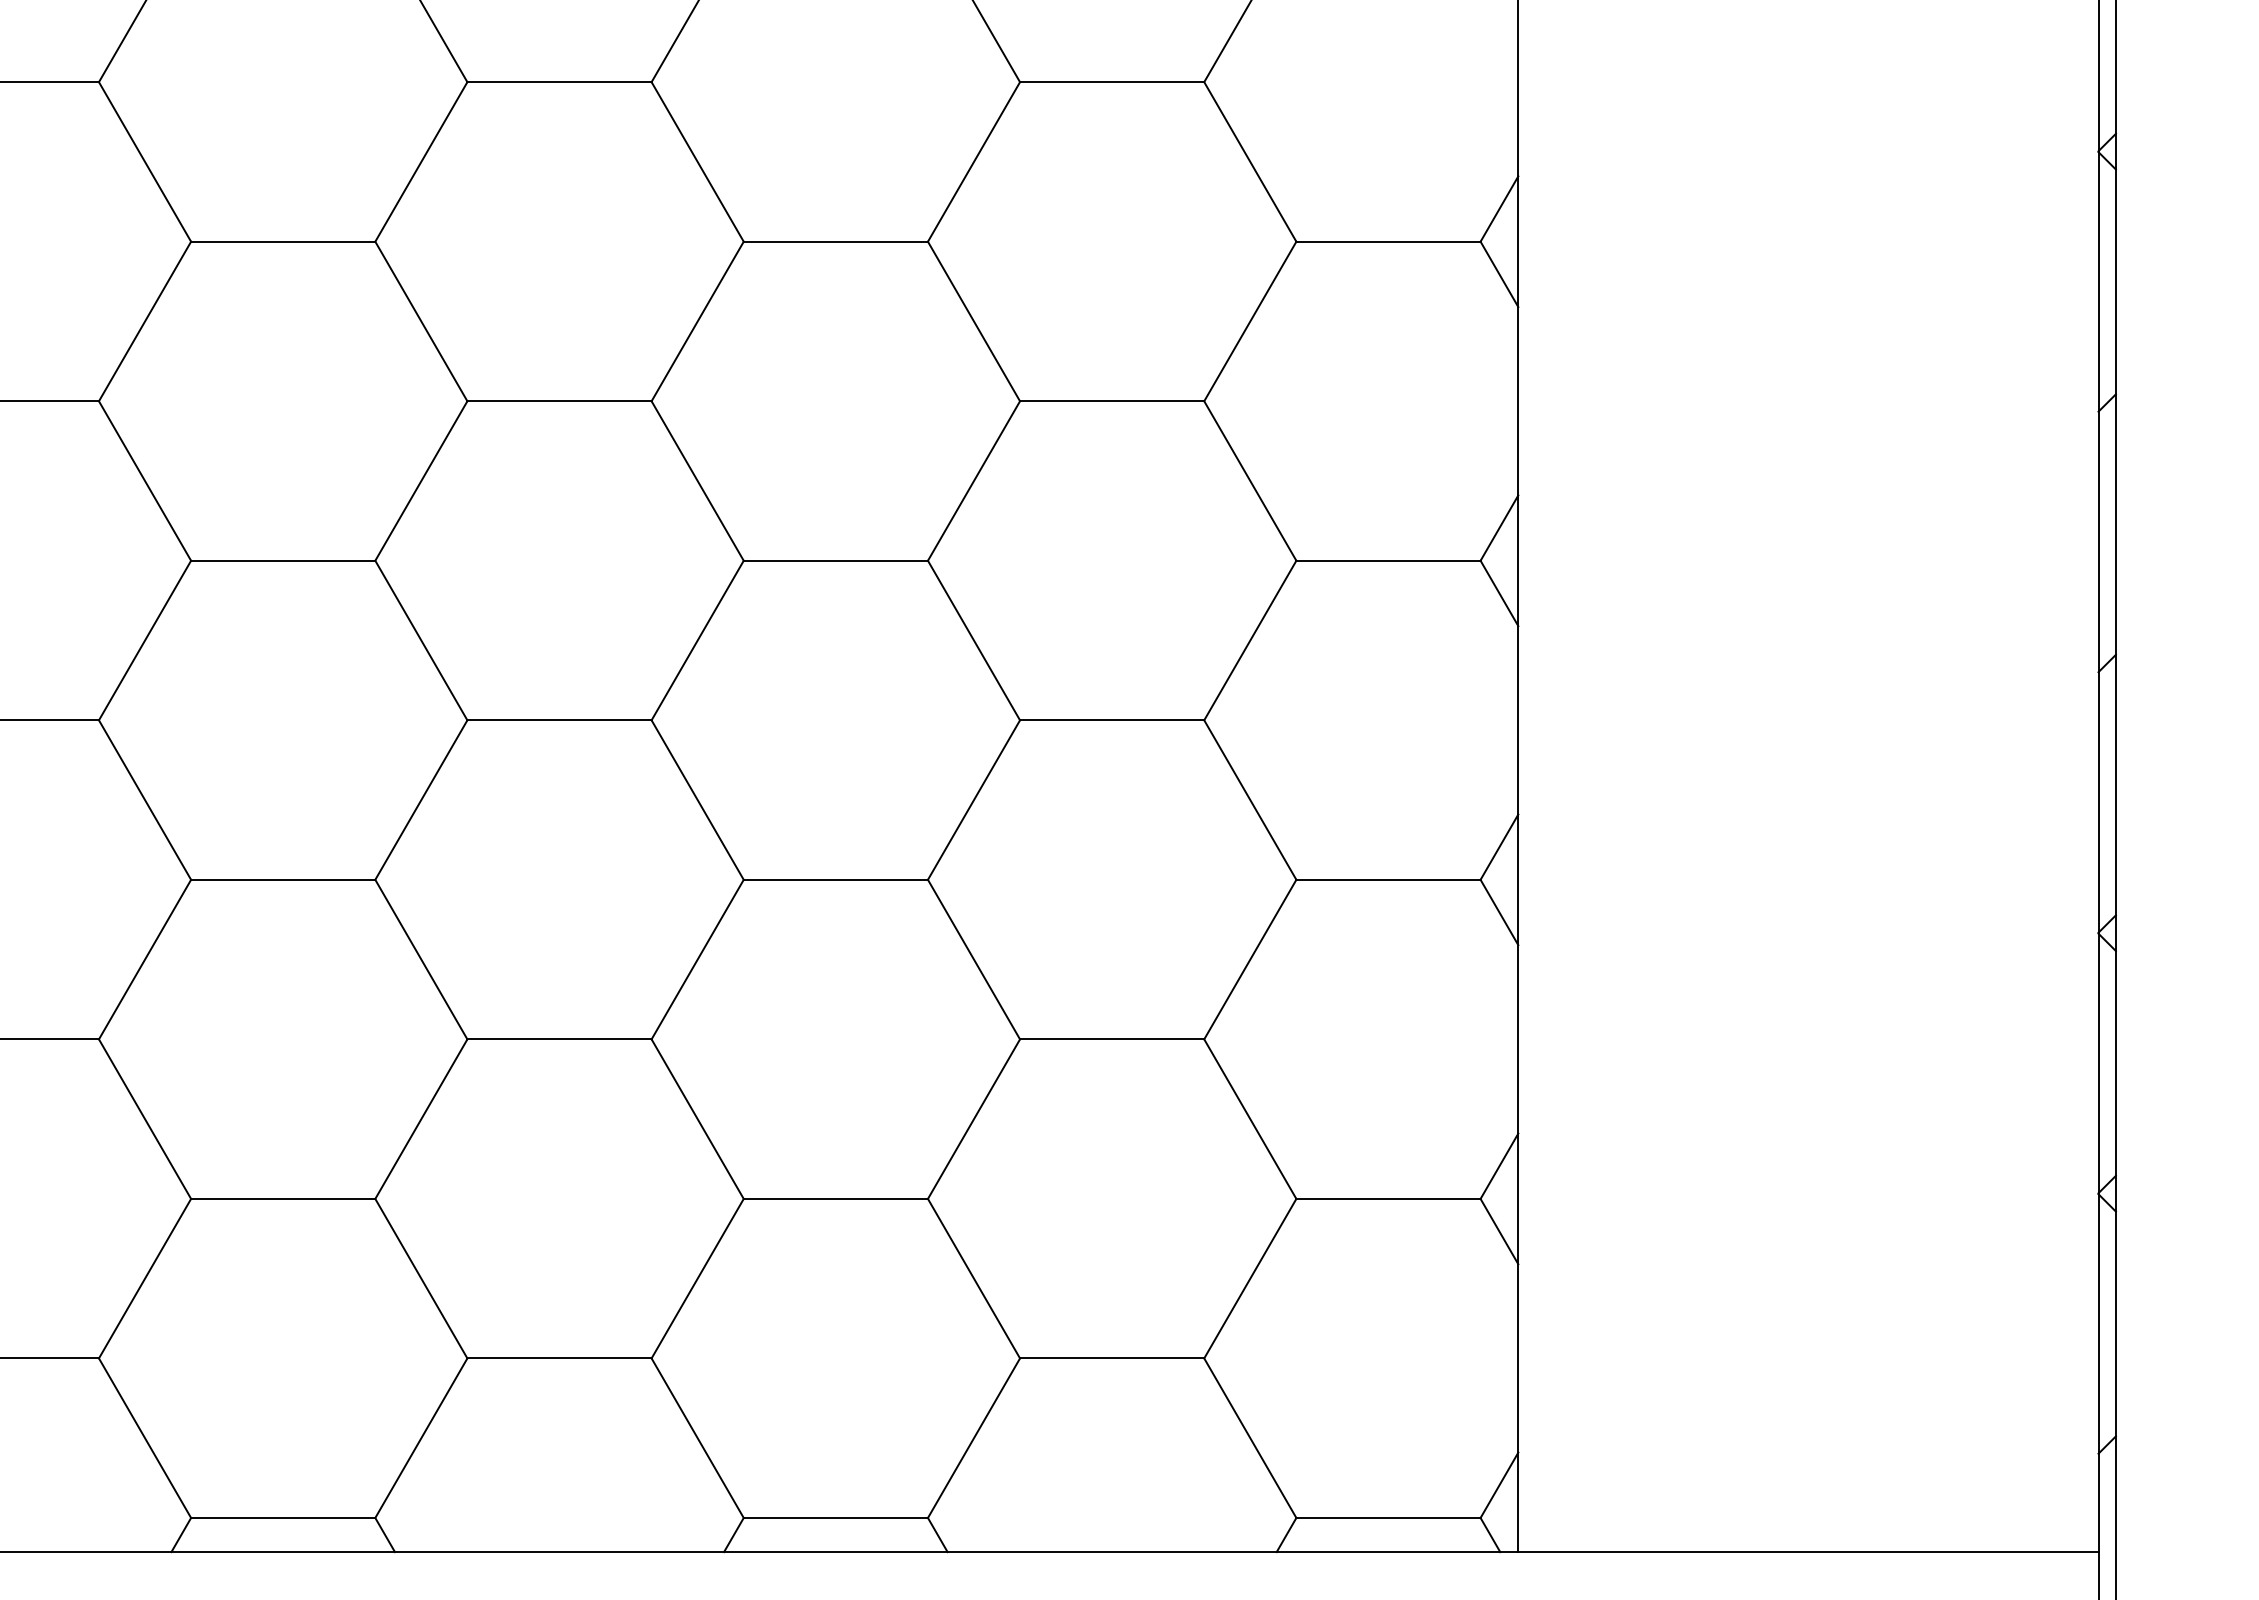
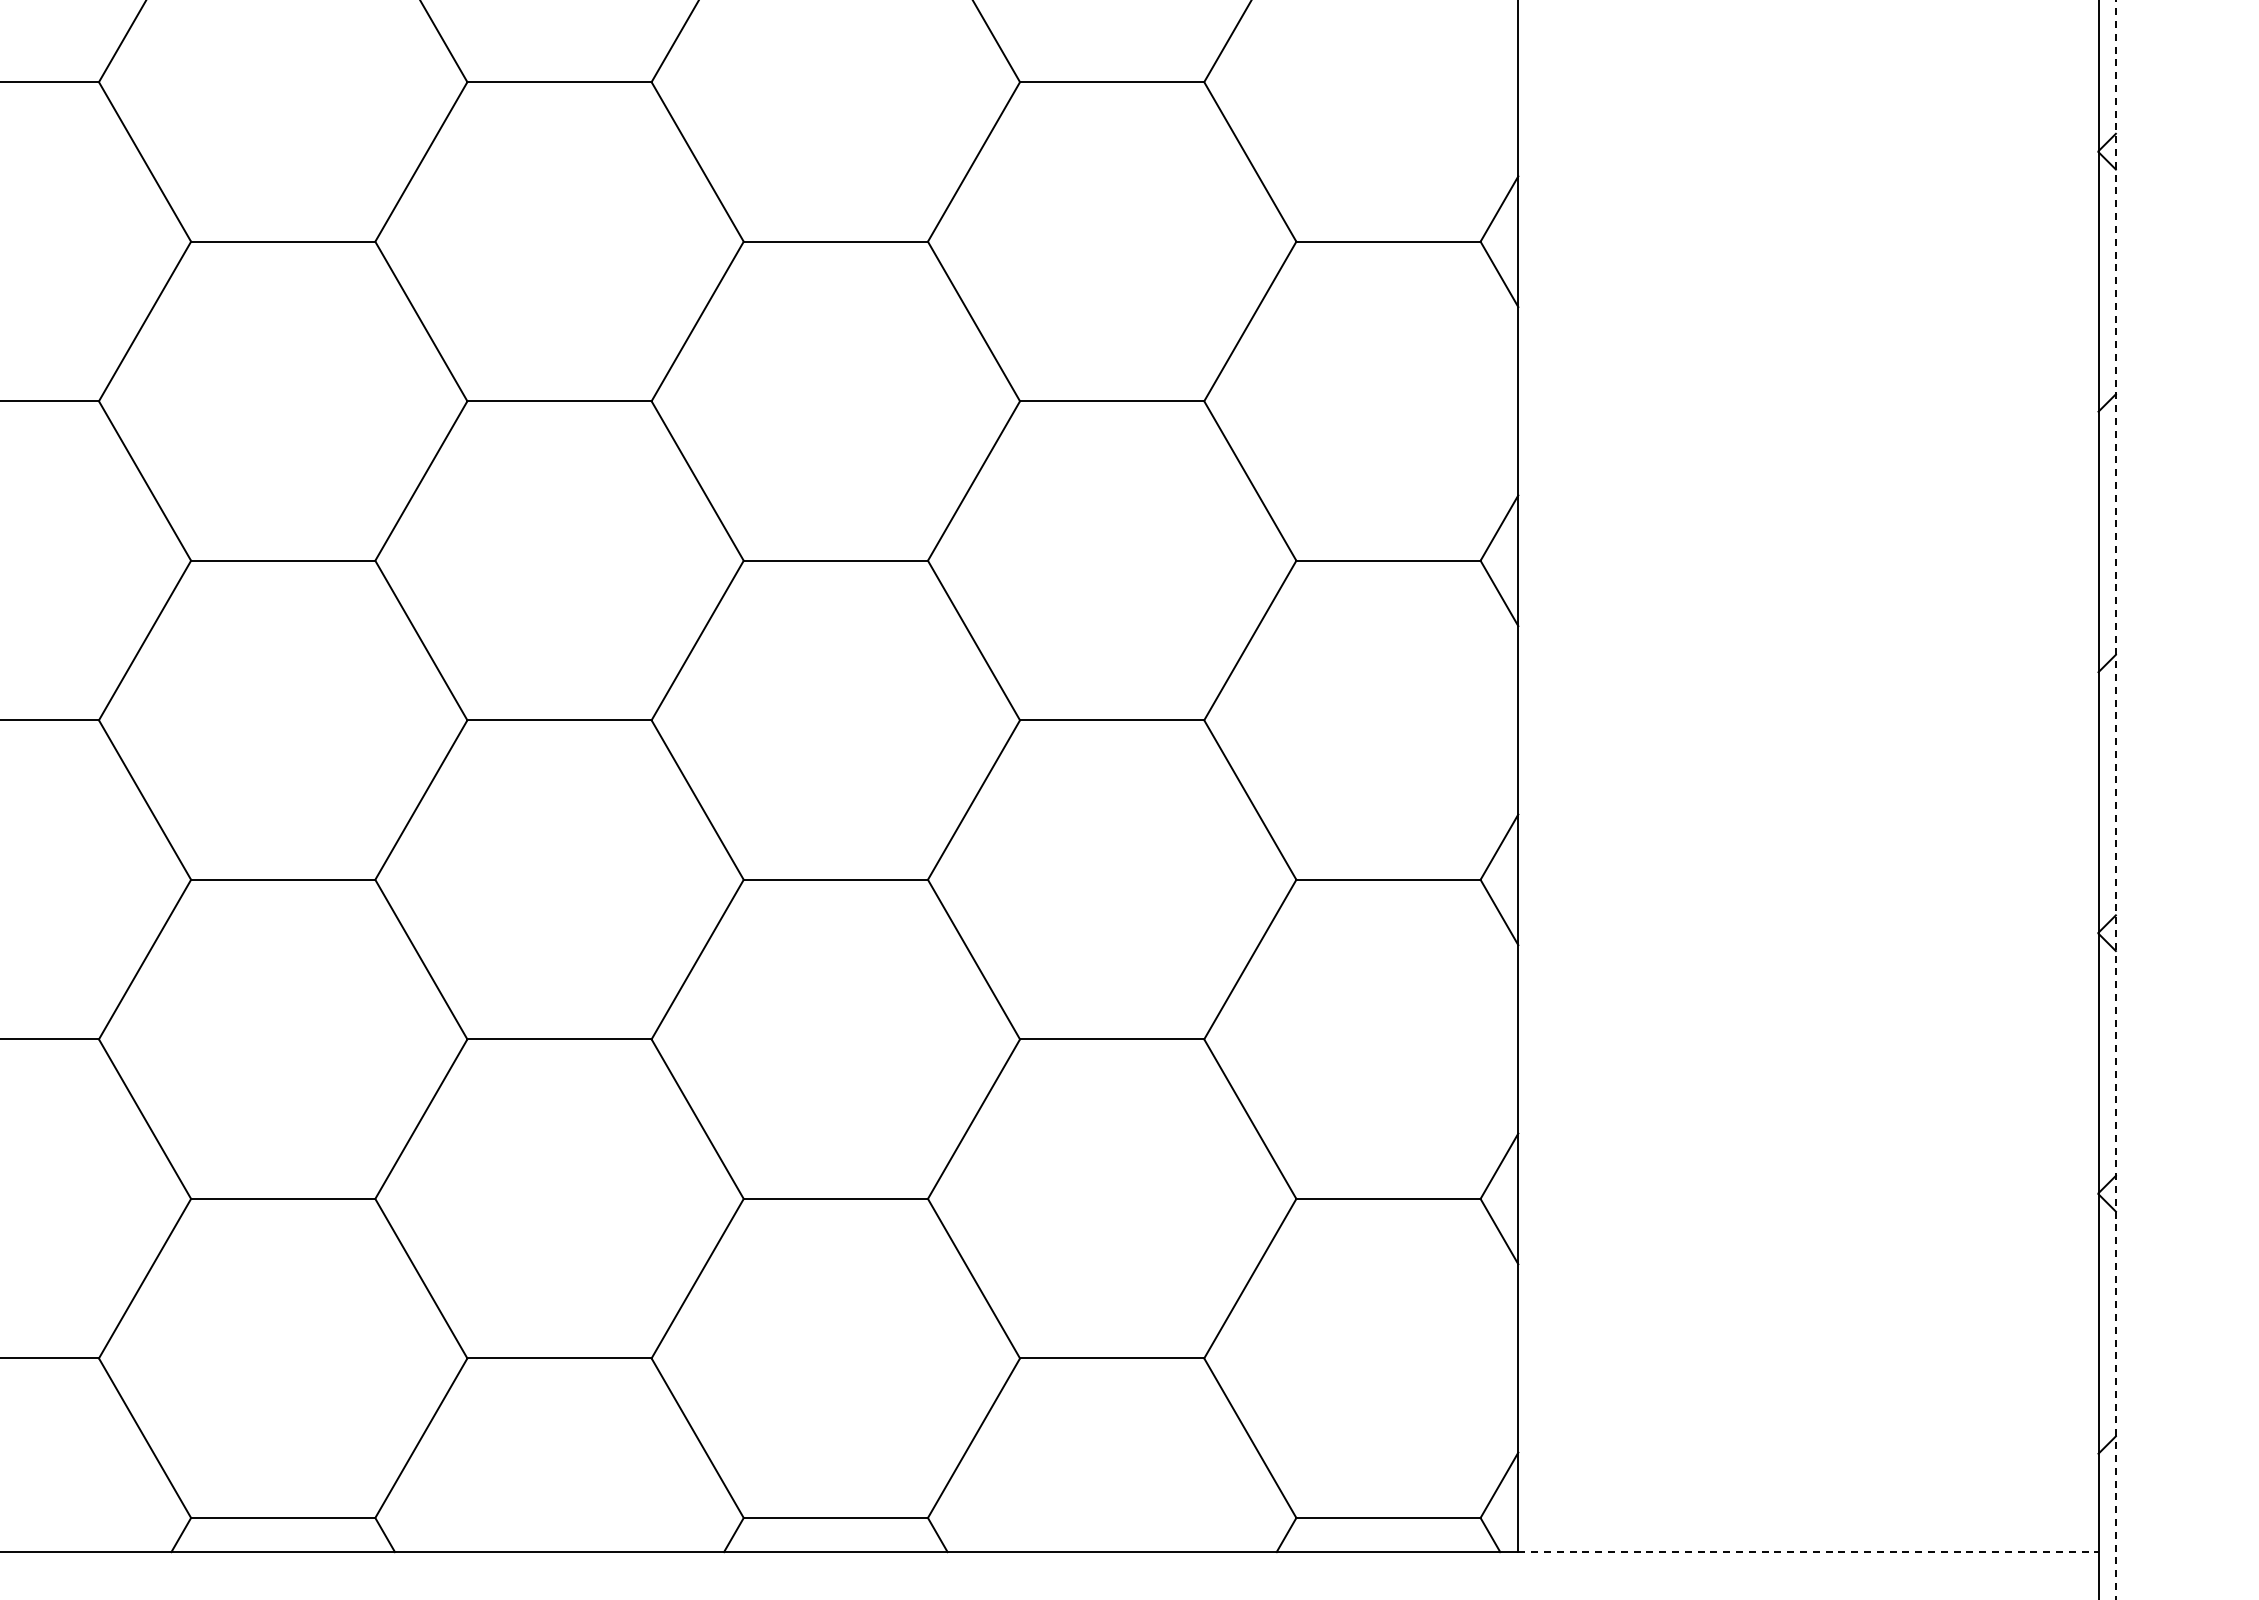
line: solid -> dashed (2115, 800)
line: solid -> dashed (1808, 1552)
